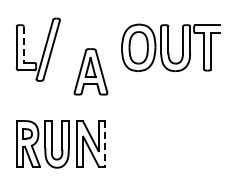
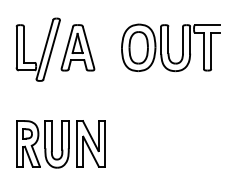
line: dashed -> solid (23, 45)
part position: (90, 71) -> (77, 47) (77, 47)
line: dashed -> solid (104, 143)
